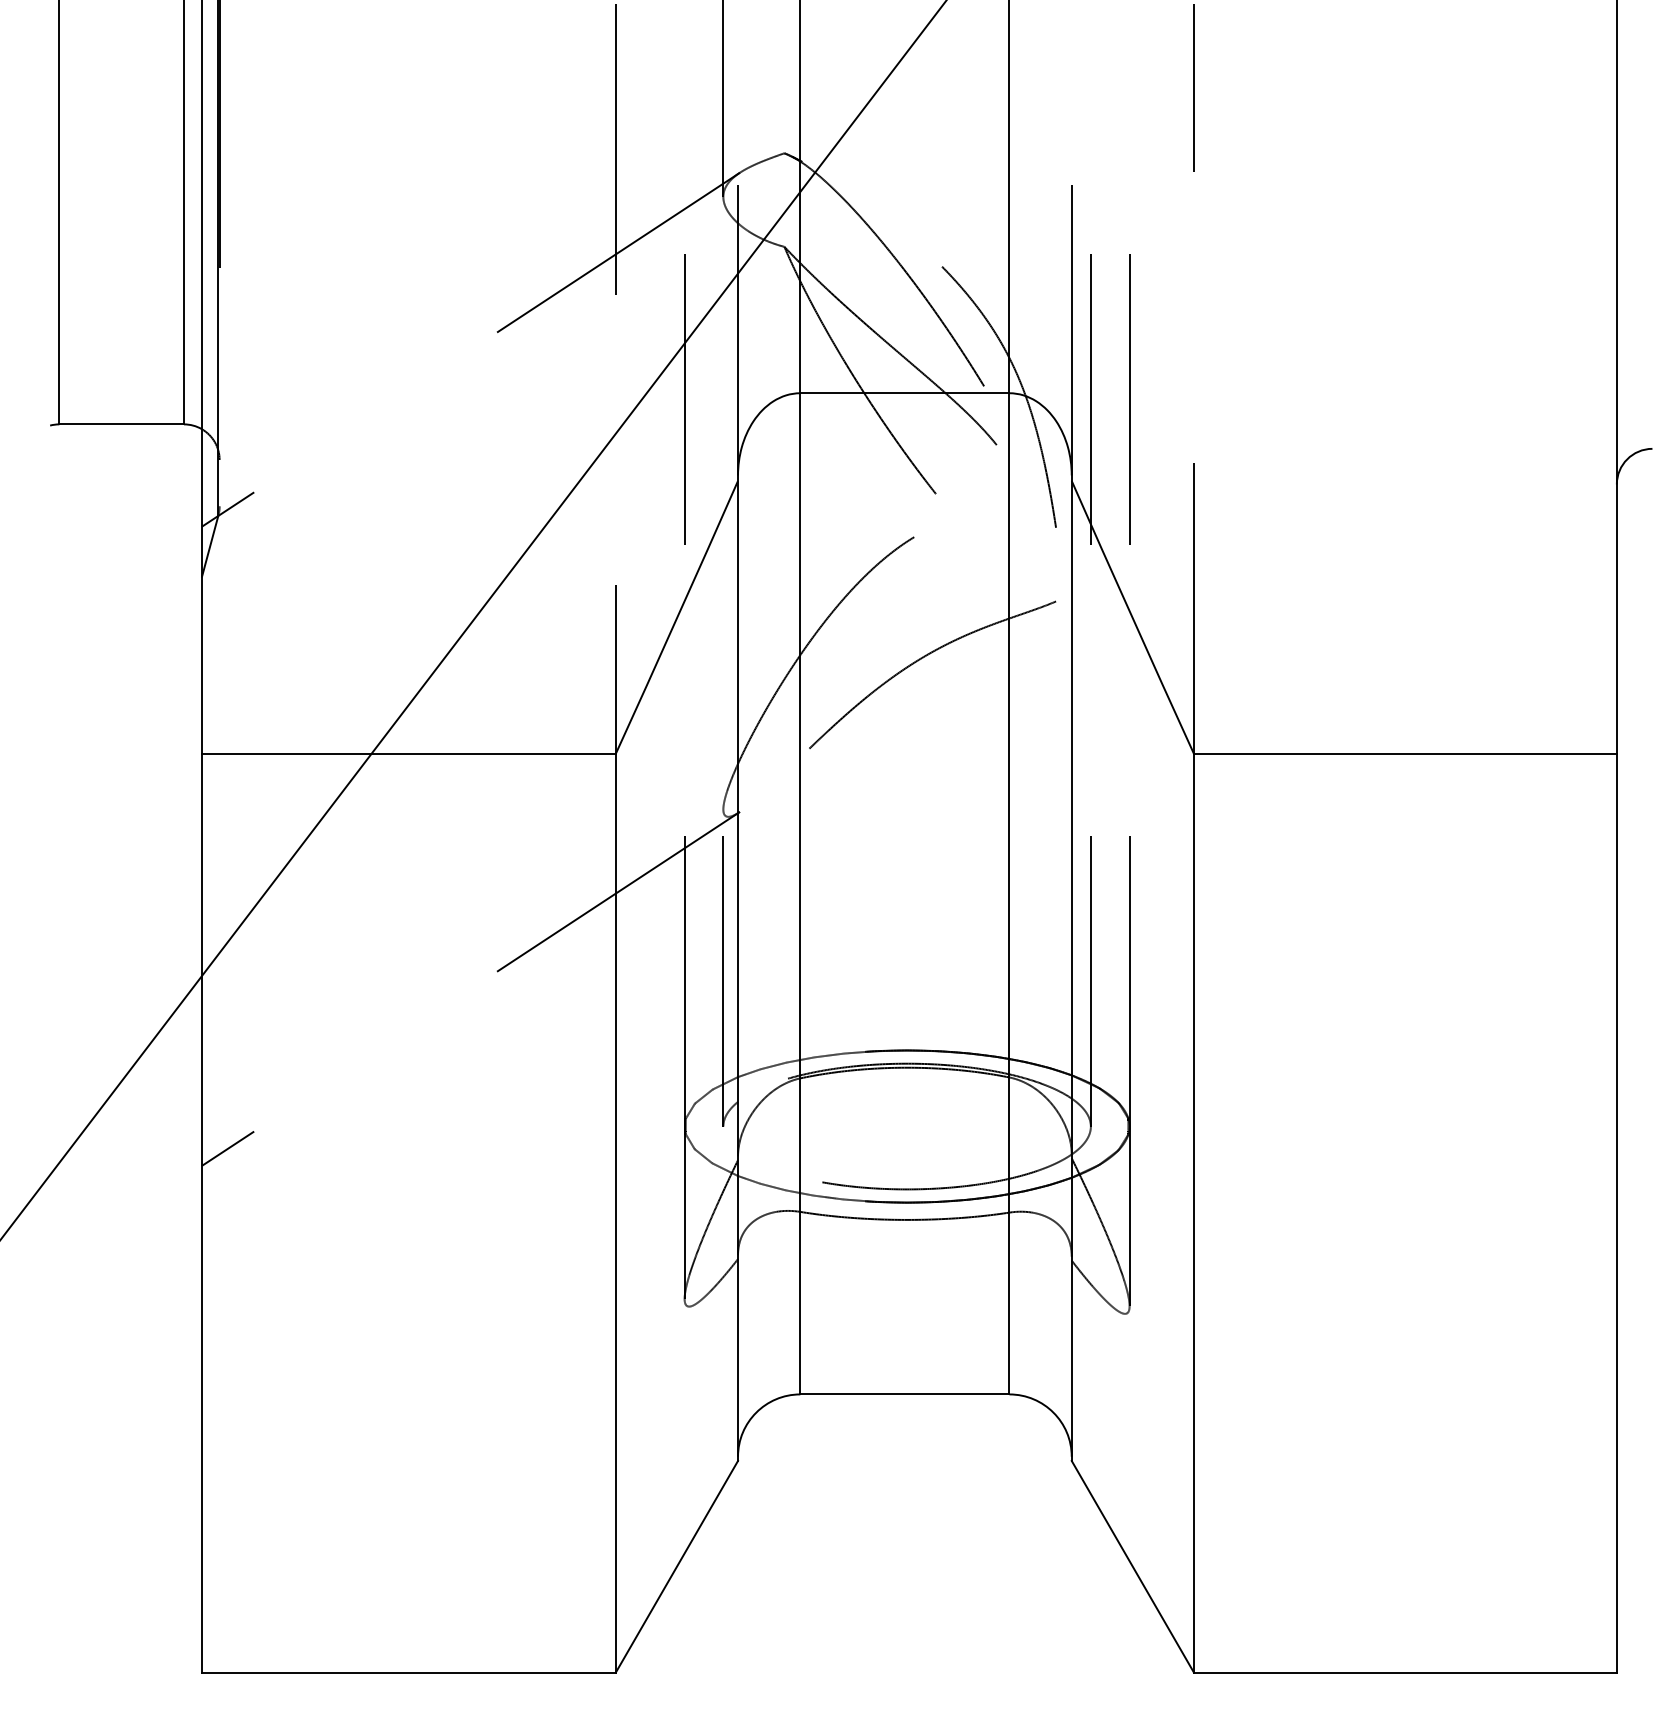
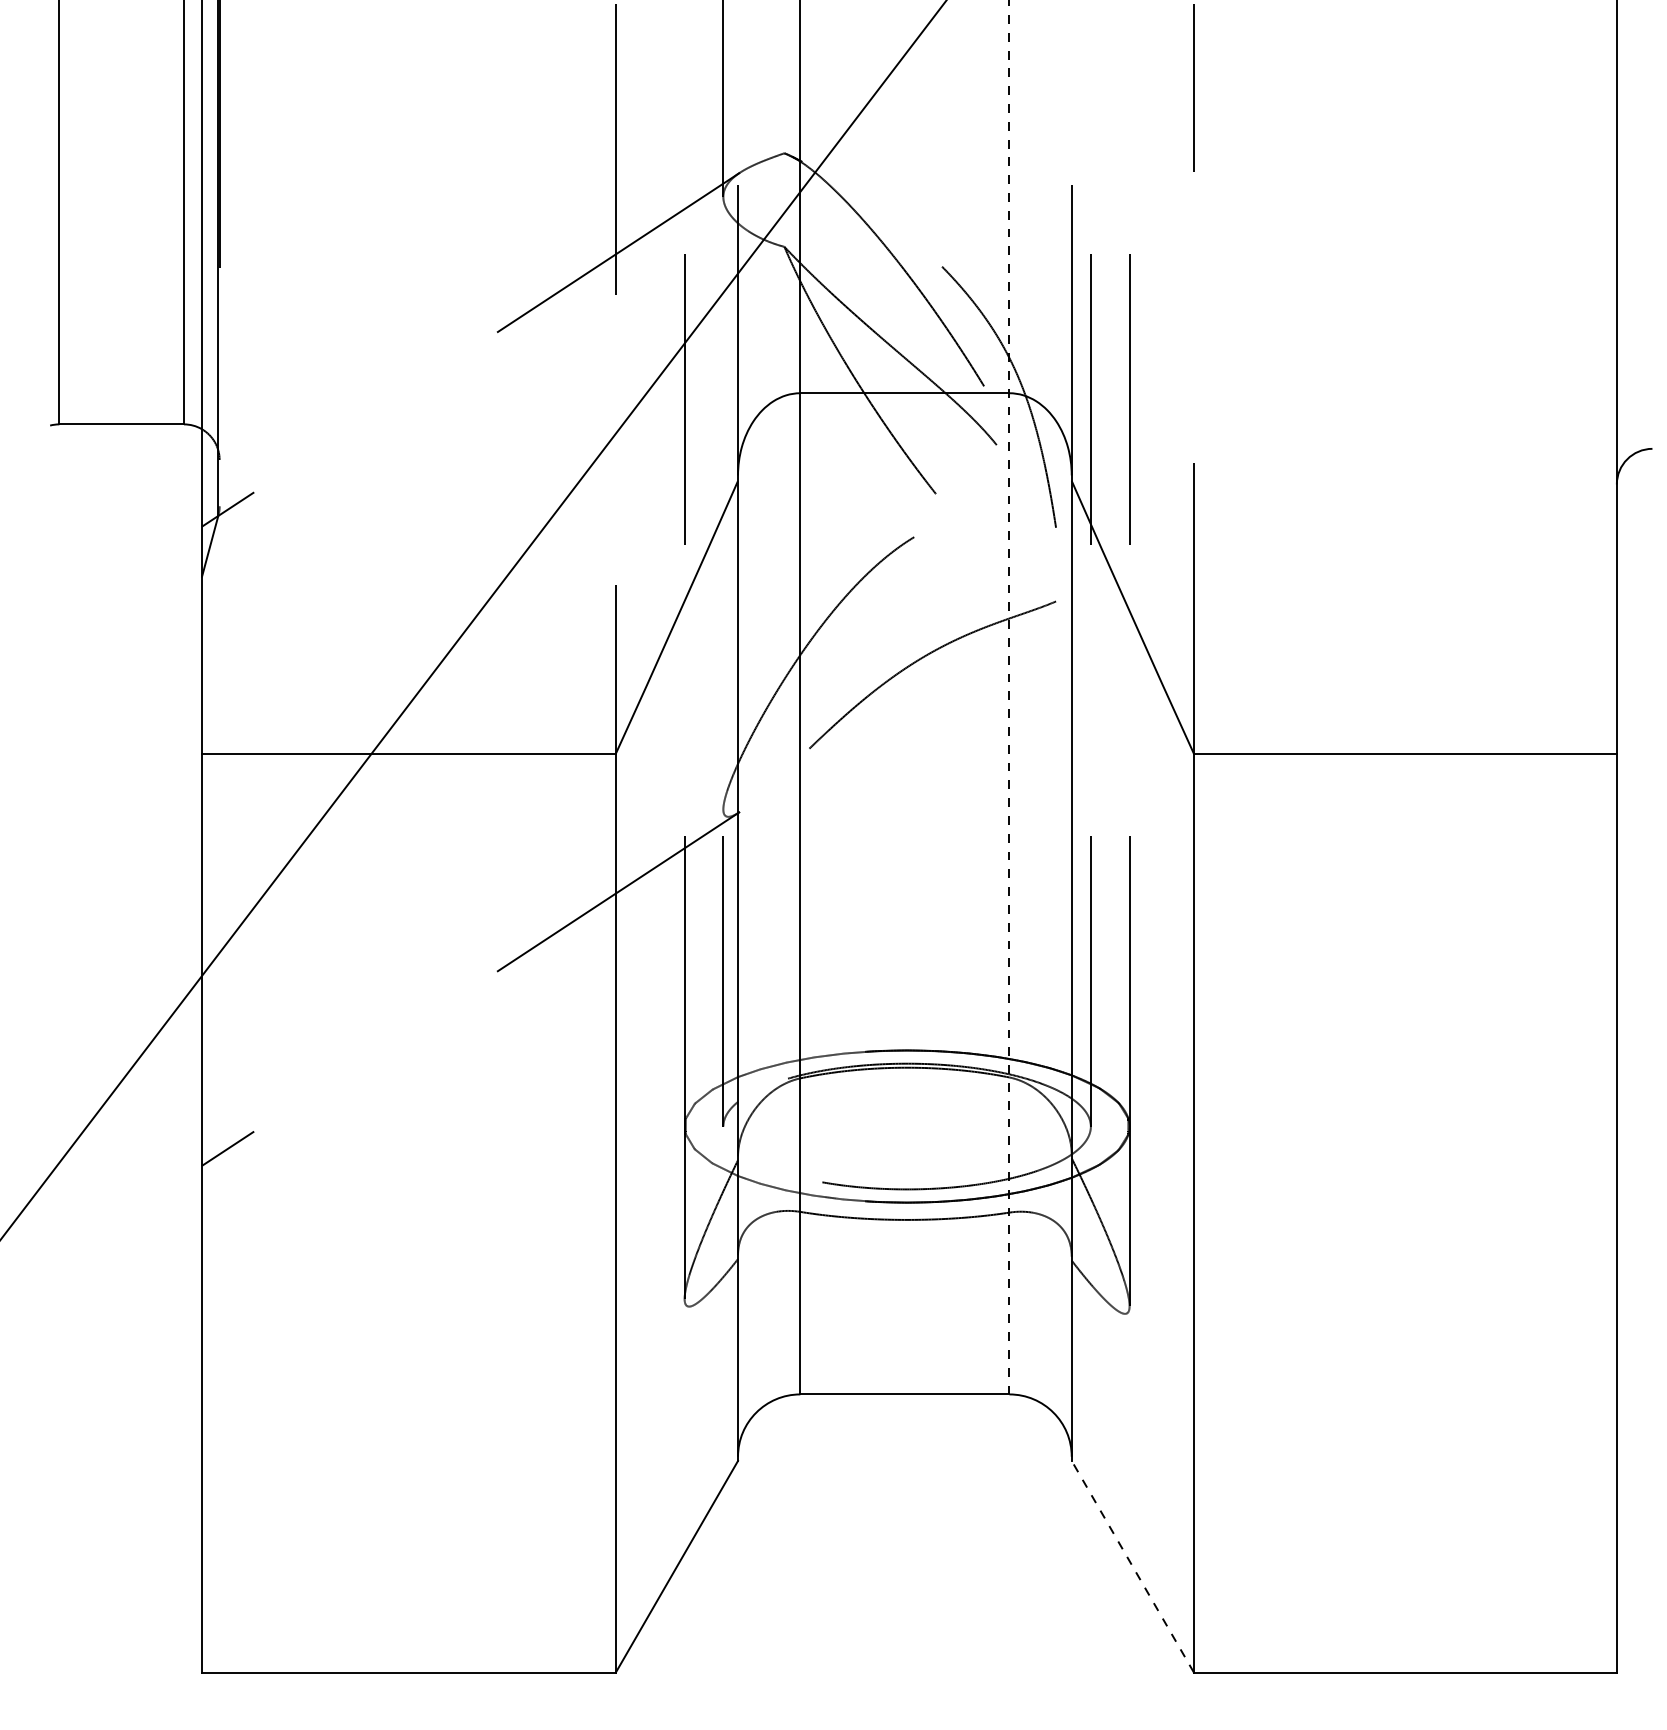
line: solid -> dashed (1009, 697)
line: solid -> dashed (1132, 1566)
